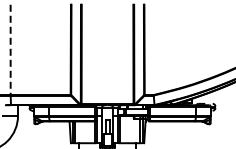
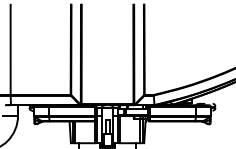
line: dashed -> solid (10, 50)
